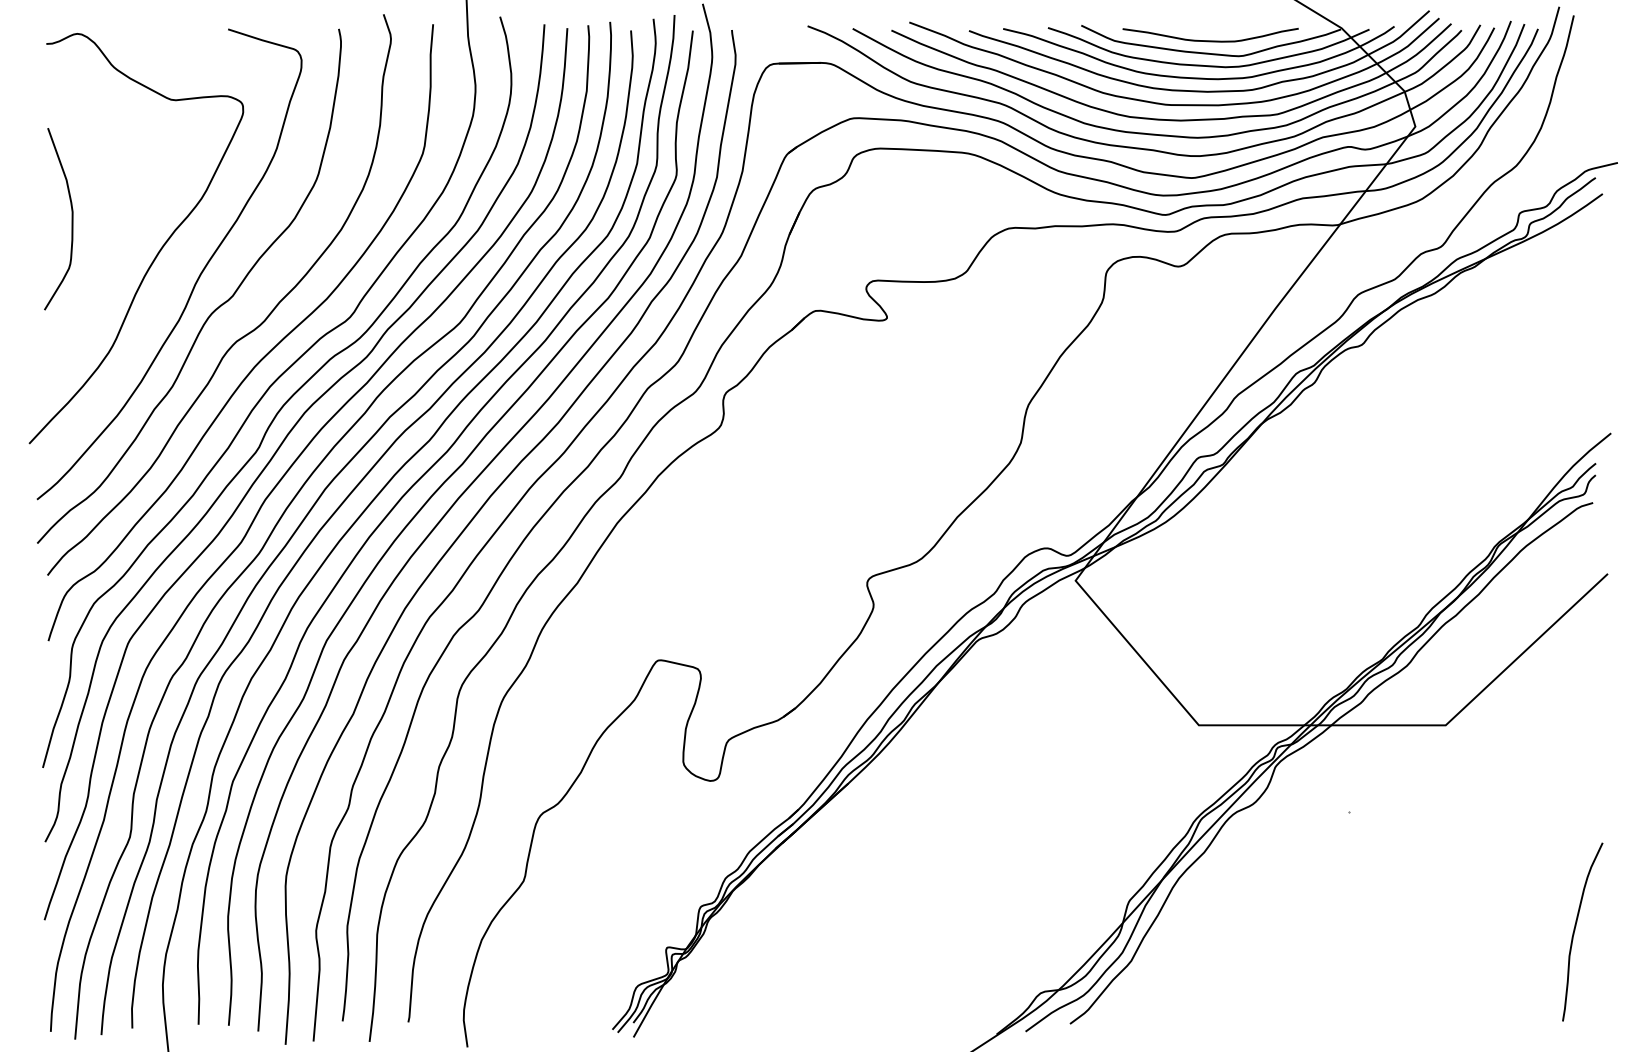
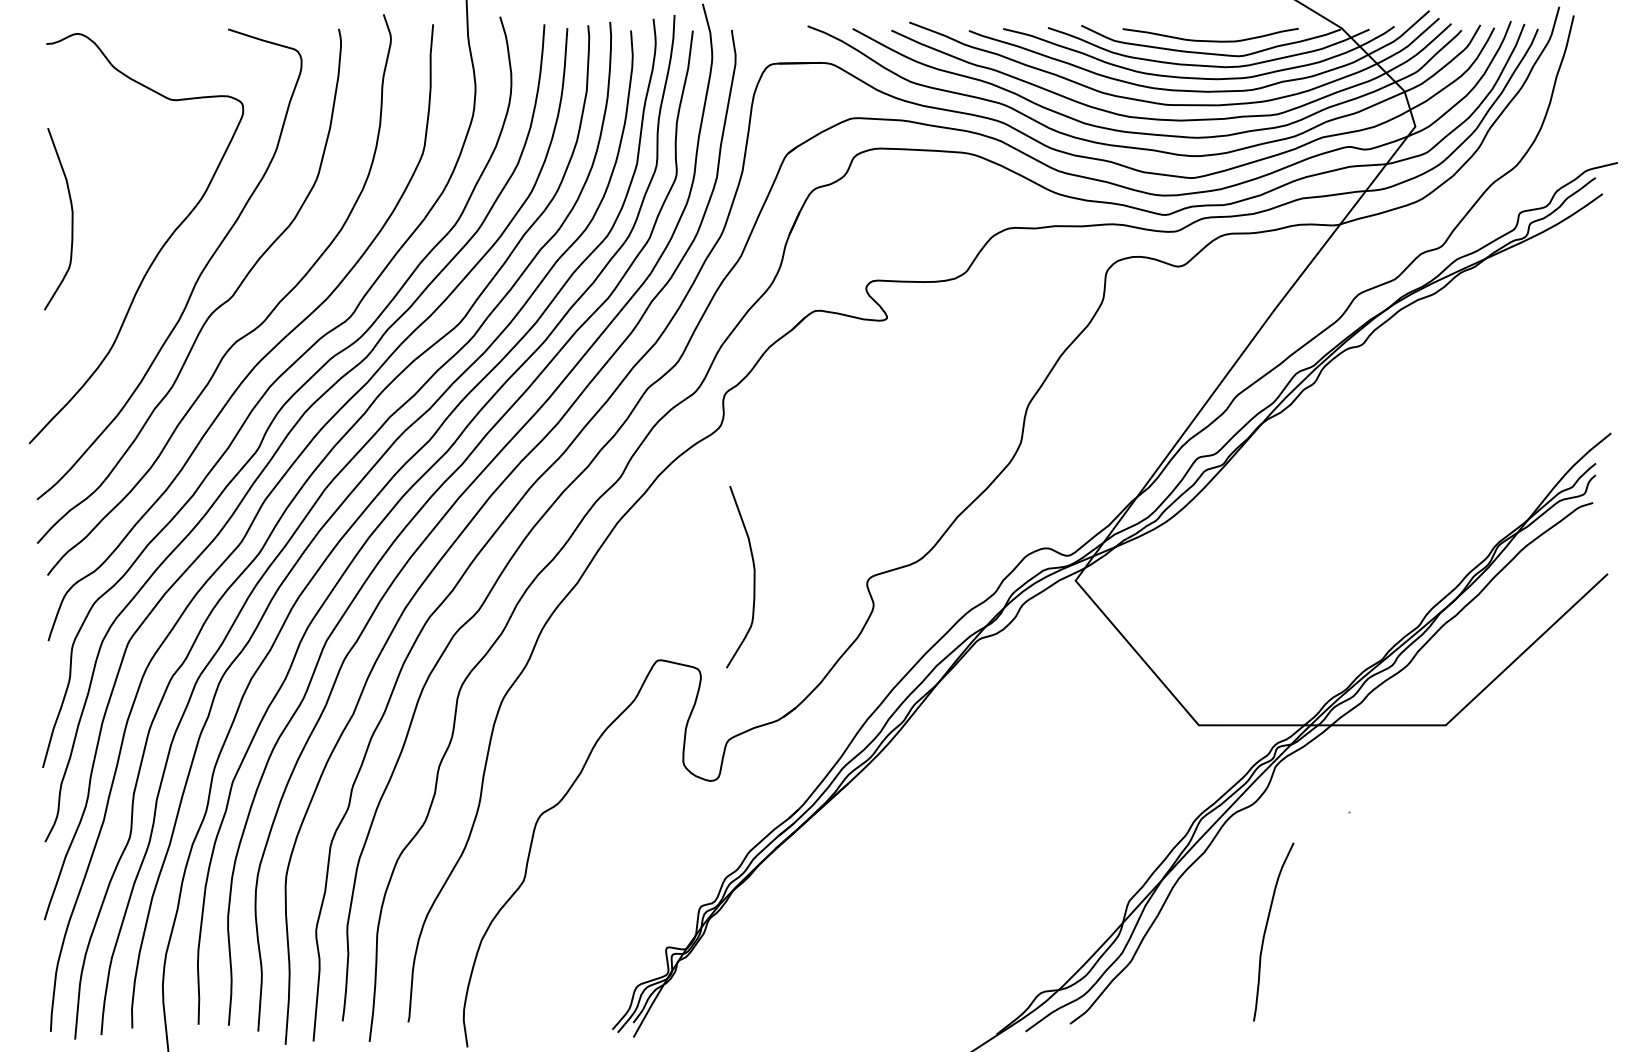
curve: none -> present (753, 577)
curve position: (1575, 930) -> (1266, 930) (1266, 930)
